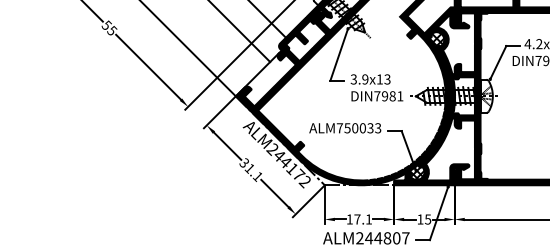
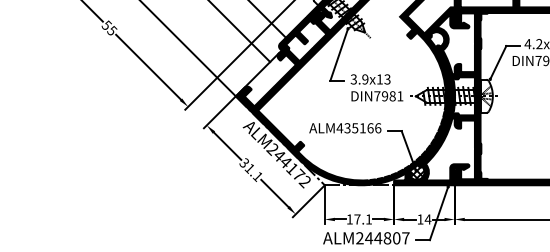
hatch: present -> none (436, 40)
text: ALM750033 -> ALM435166 (358, 128)
text: 15 -> 14 (427, 219)
